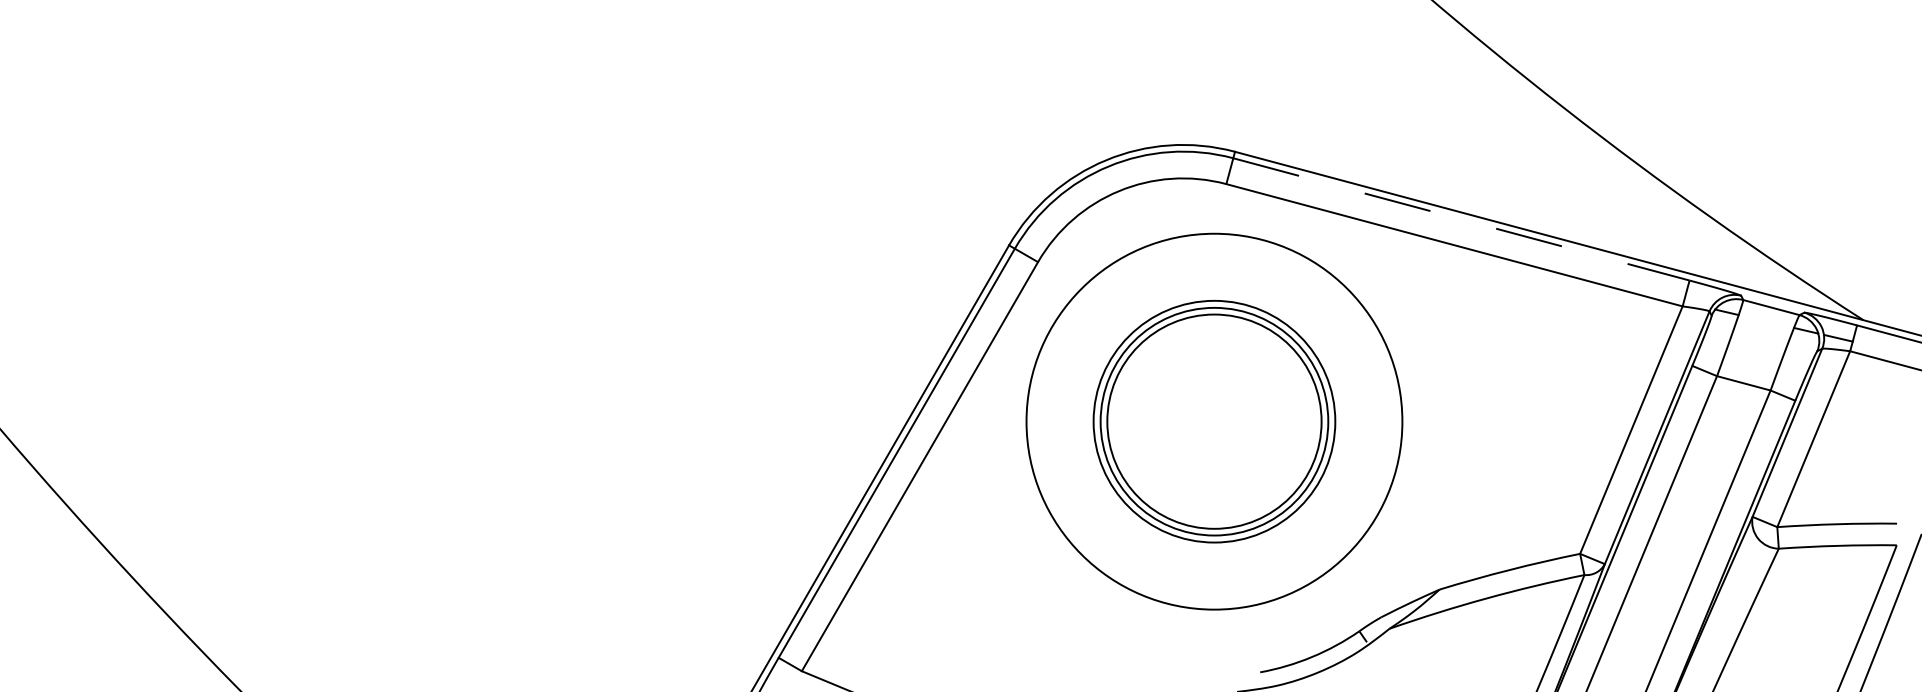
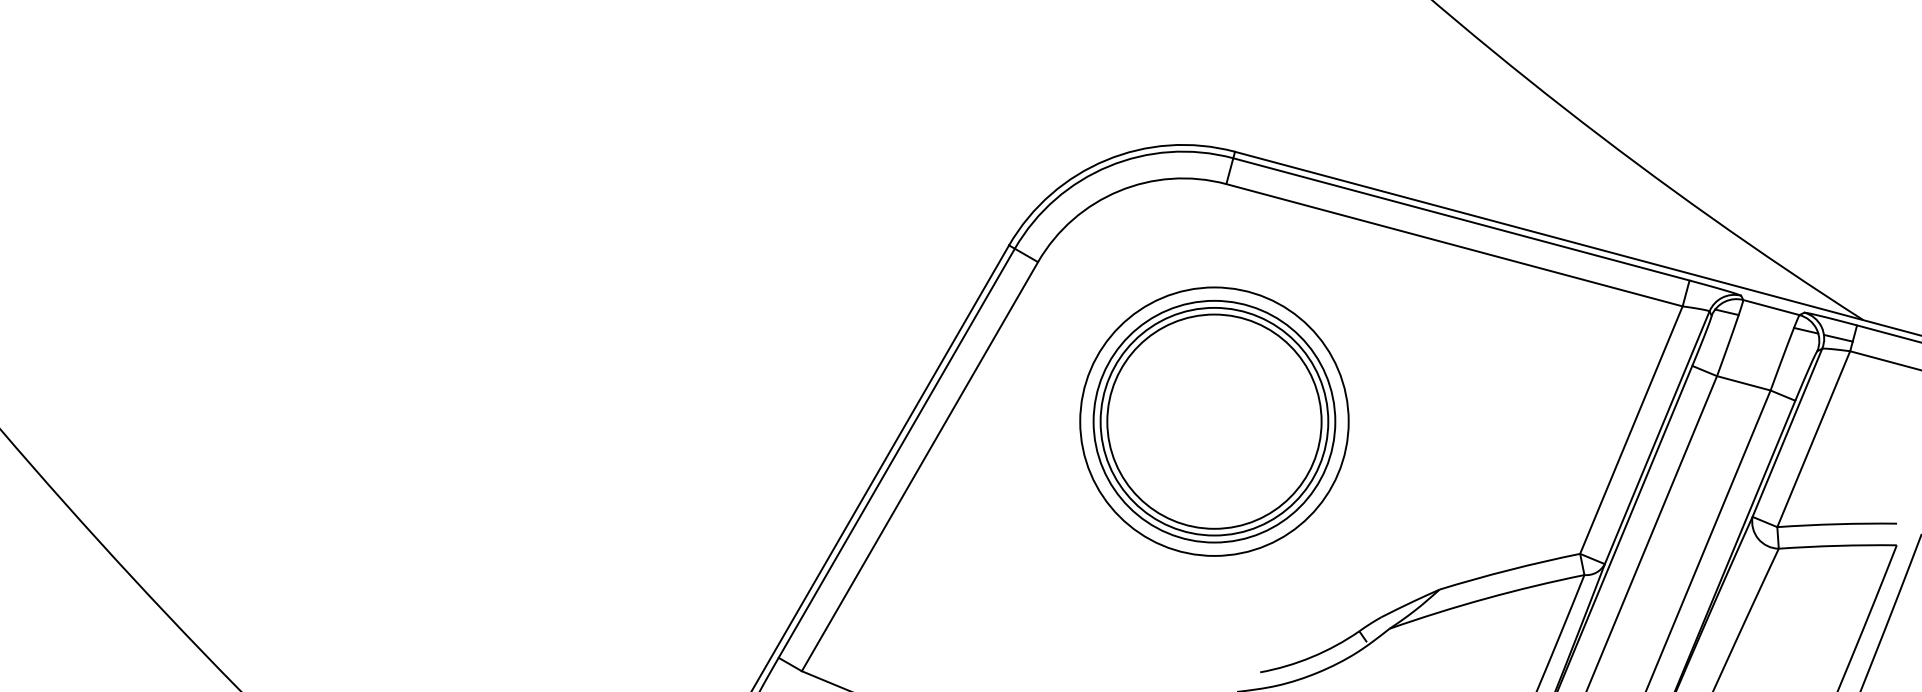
line: dashed -> solid (1461, 219)
circle diameter: 376 px -> 268 px (1214, 421)
